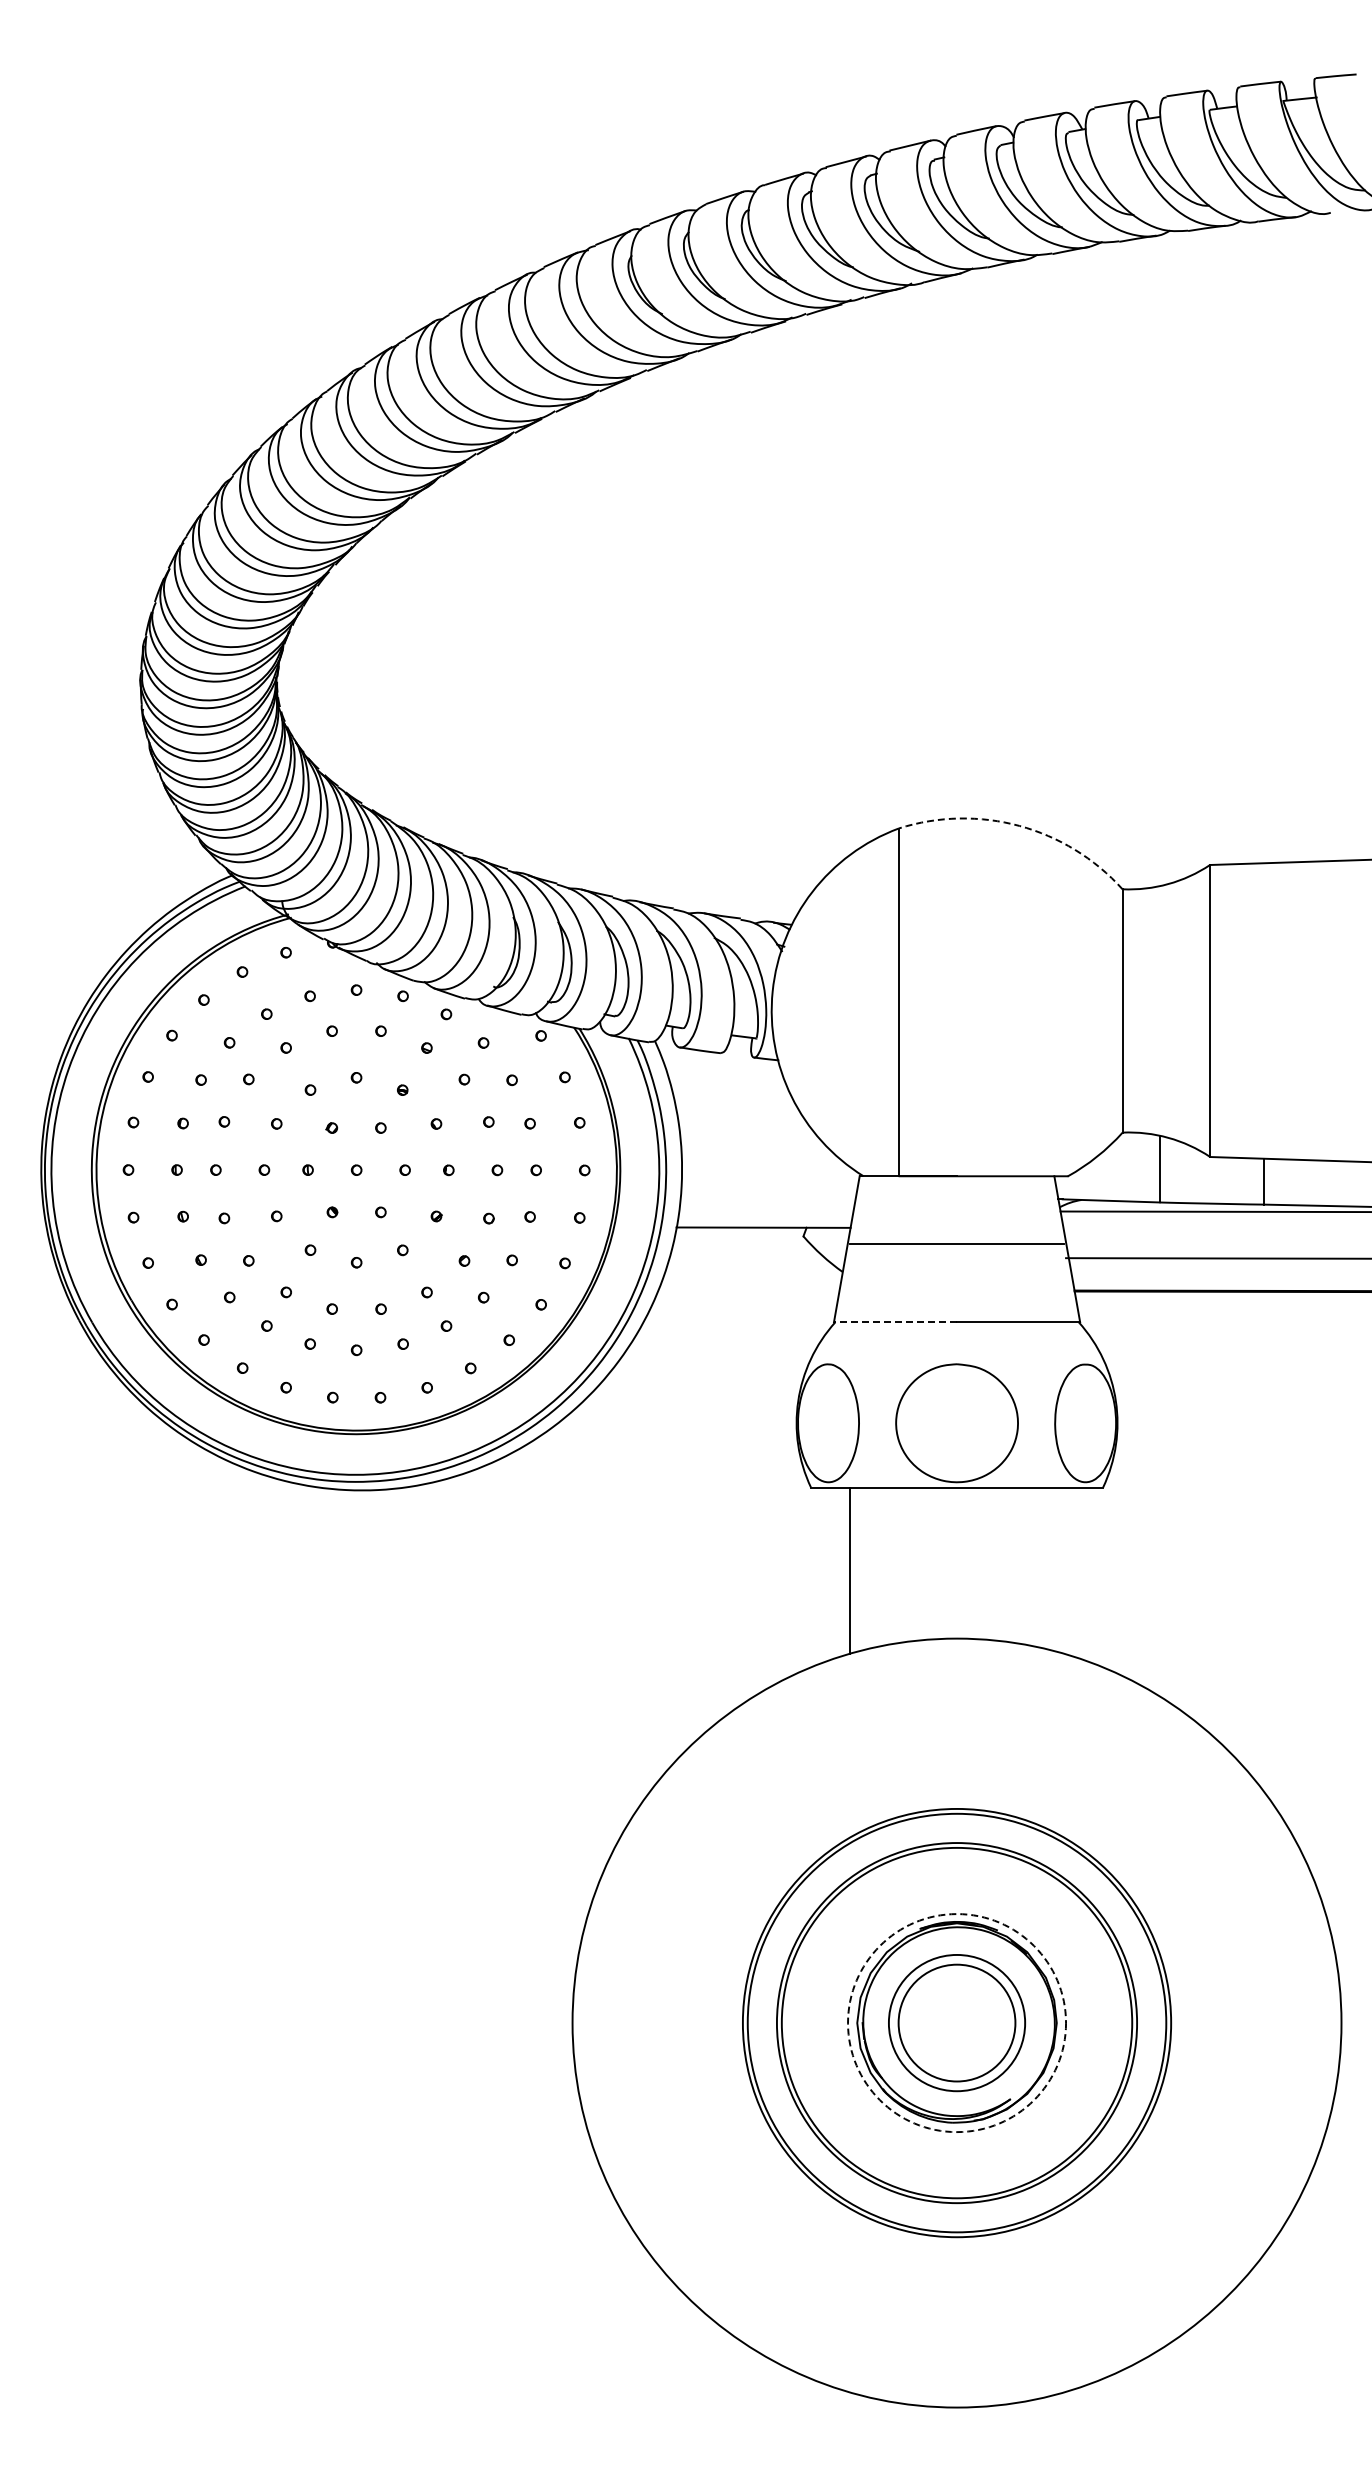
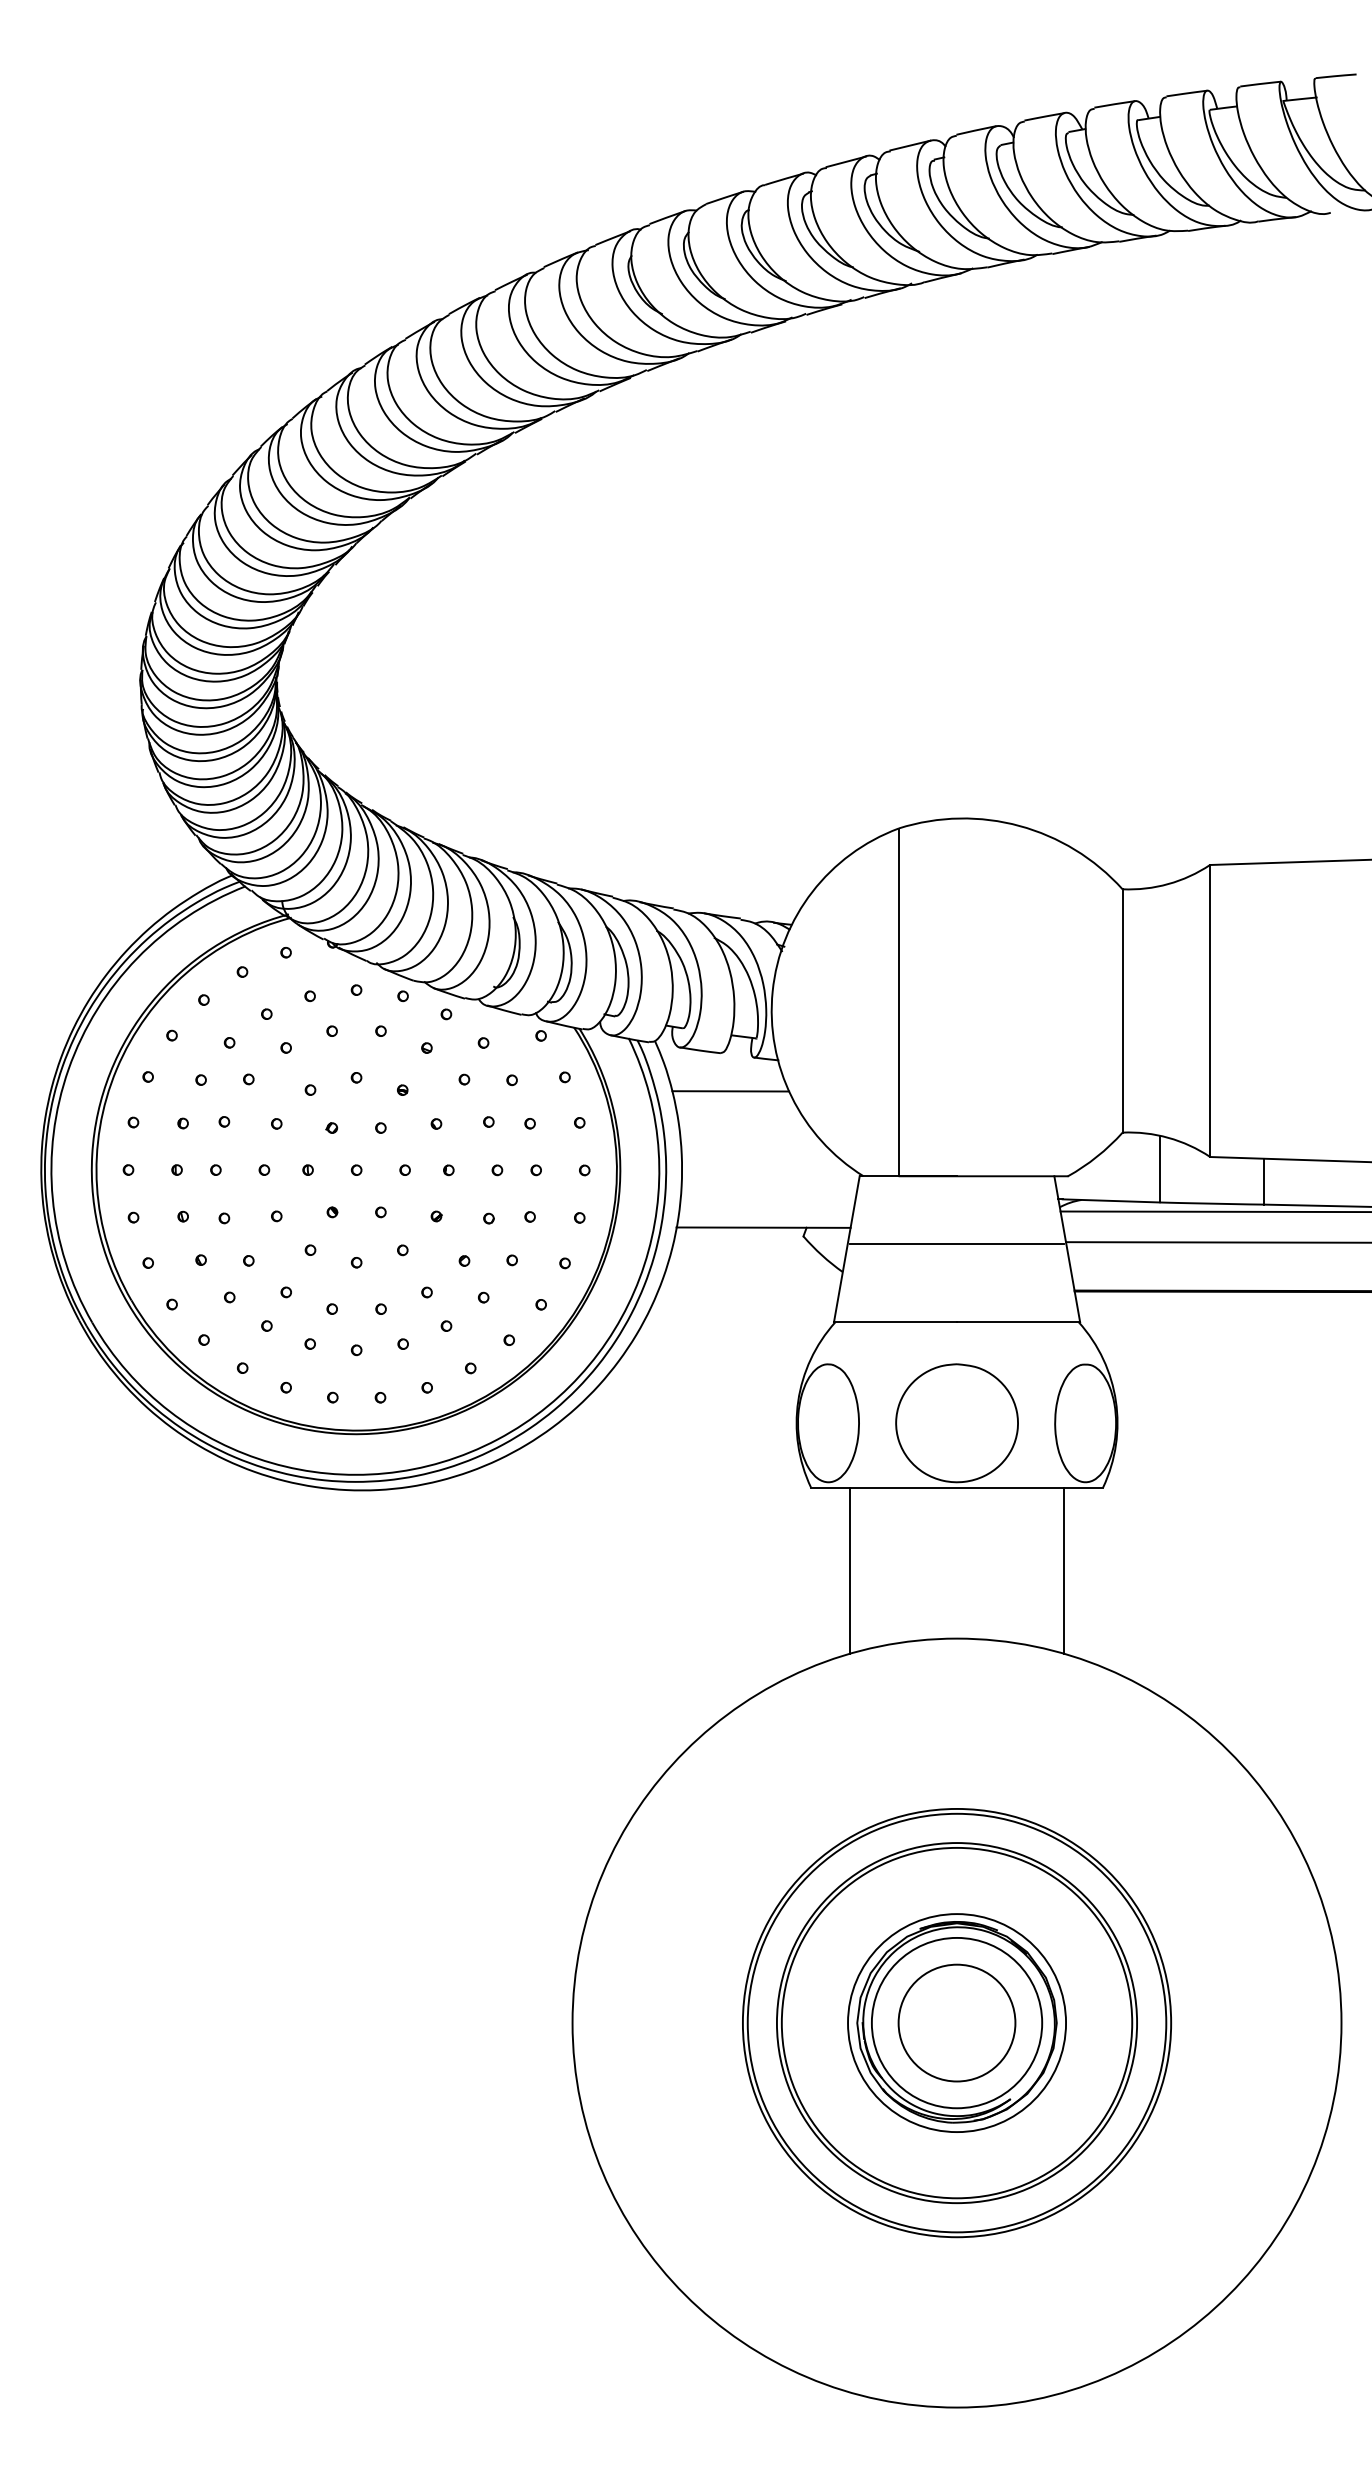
arc: dashed -> solid (1019, 825)
line: none -> present (730, 1091)
line position: (1217, 1258) -> (1217, 1242) (1217, 1242)
line: dashed -> solid (895, 1322)
line: none -> present (1064, 1570)
circle diameter: 136 px -> 170 px (956, 2022)
circle: dashed -> solid (957, 2023)
